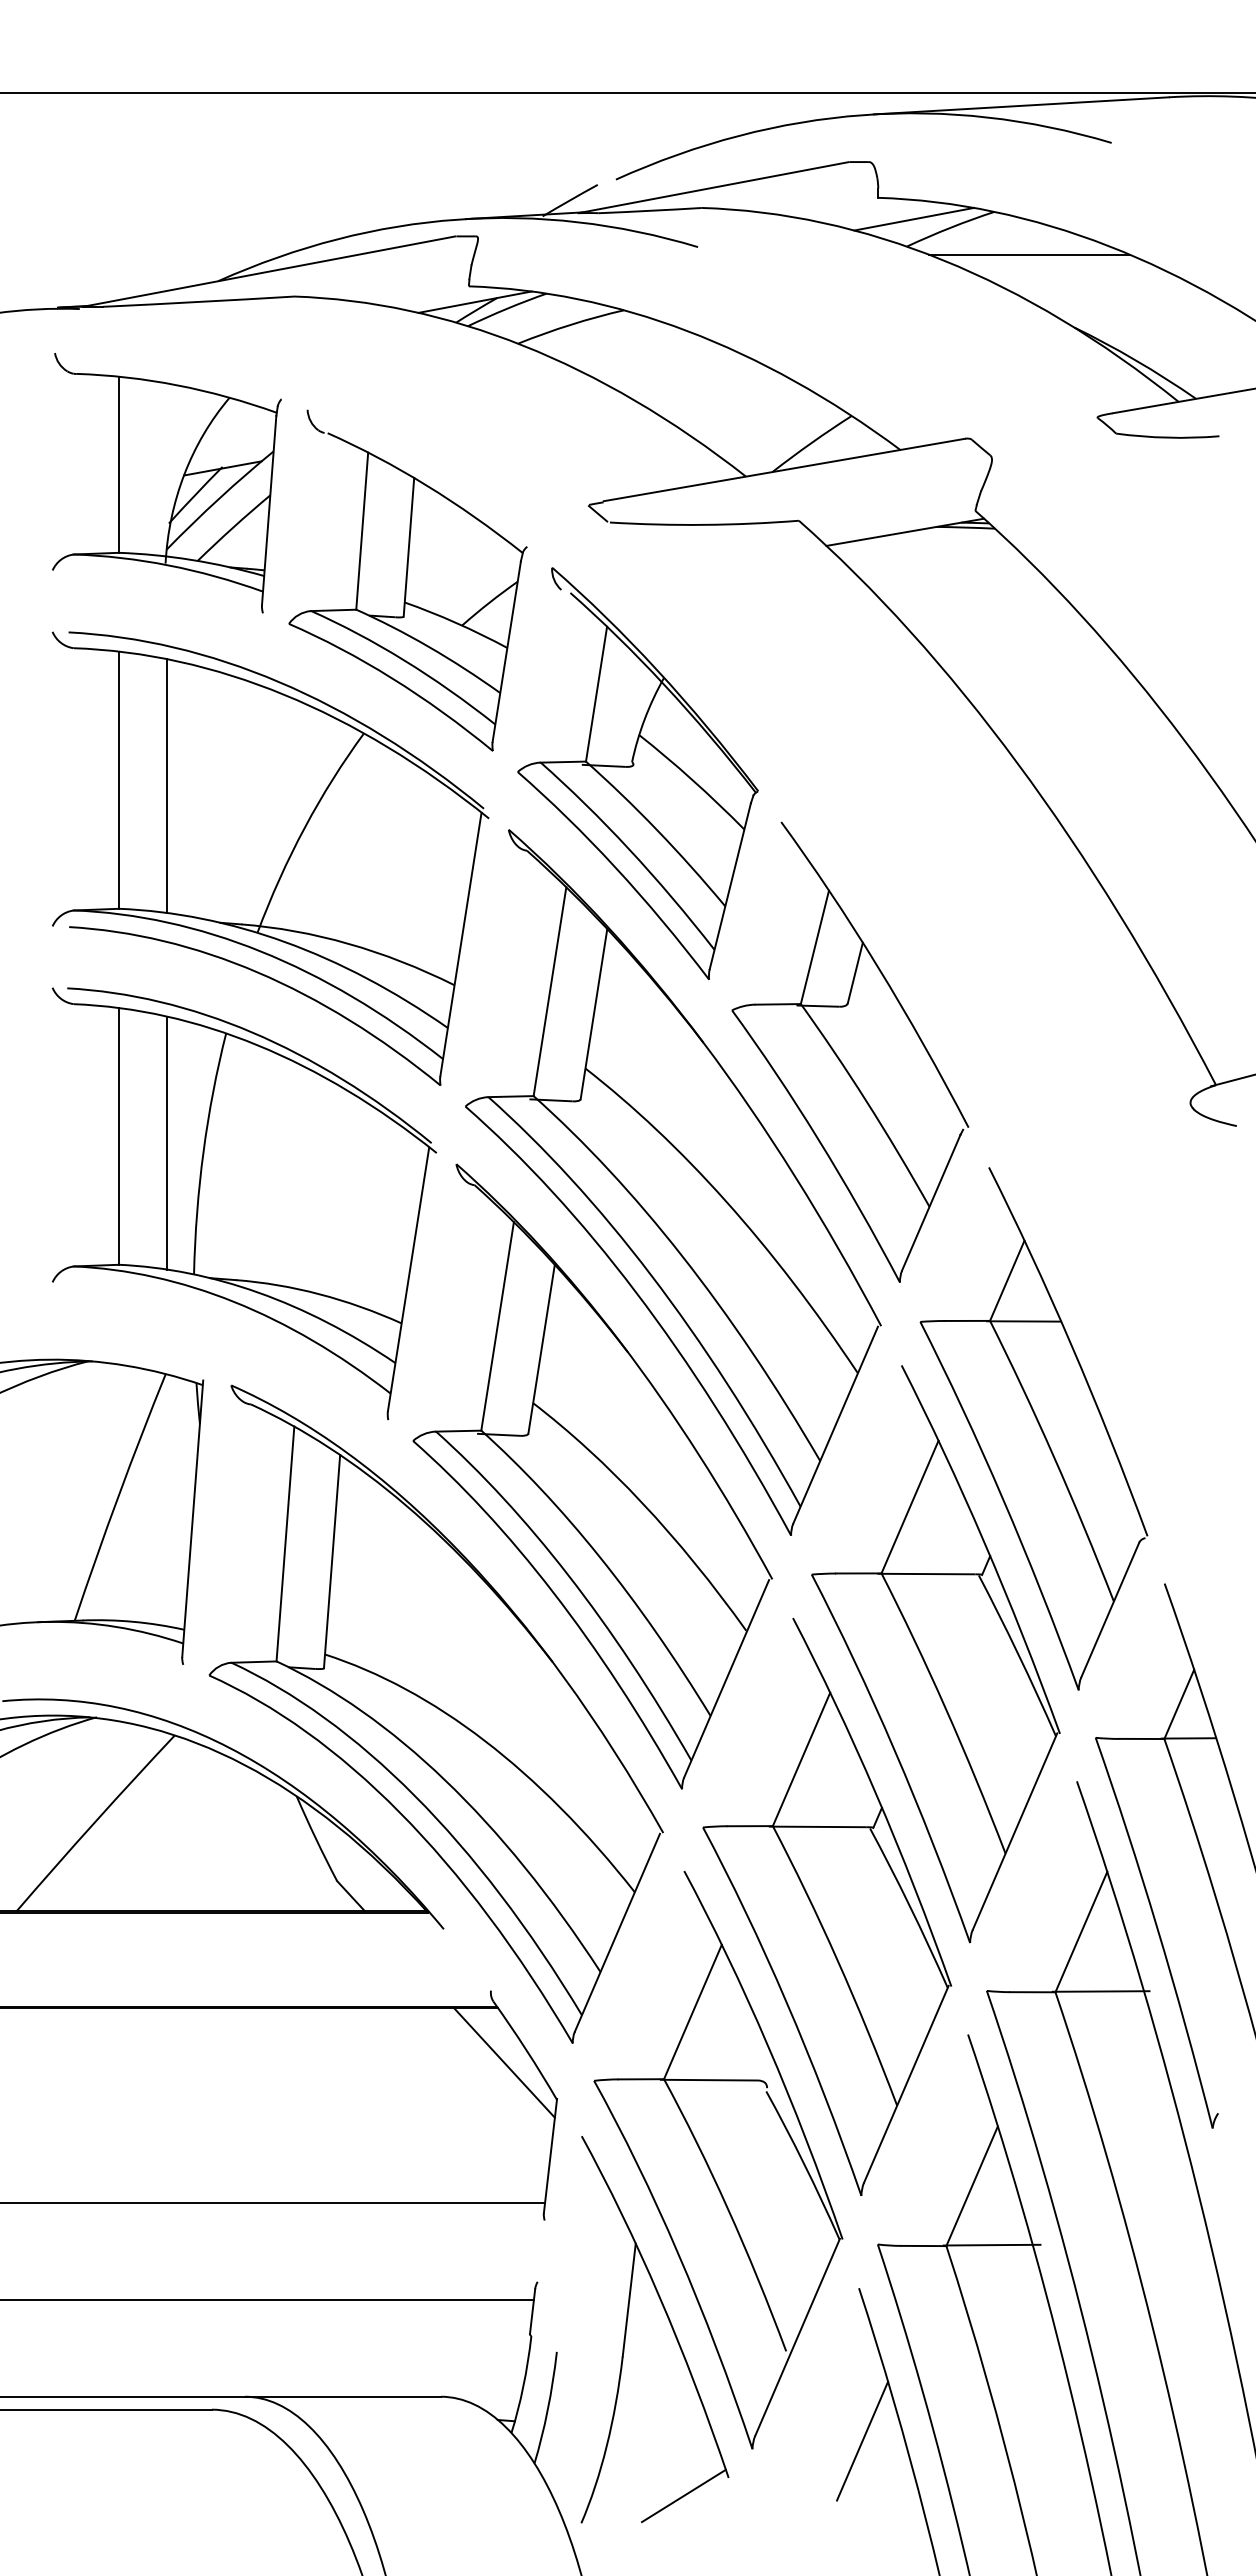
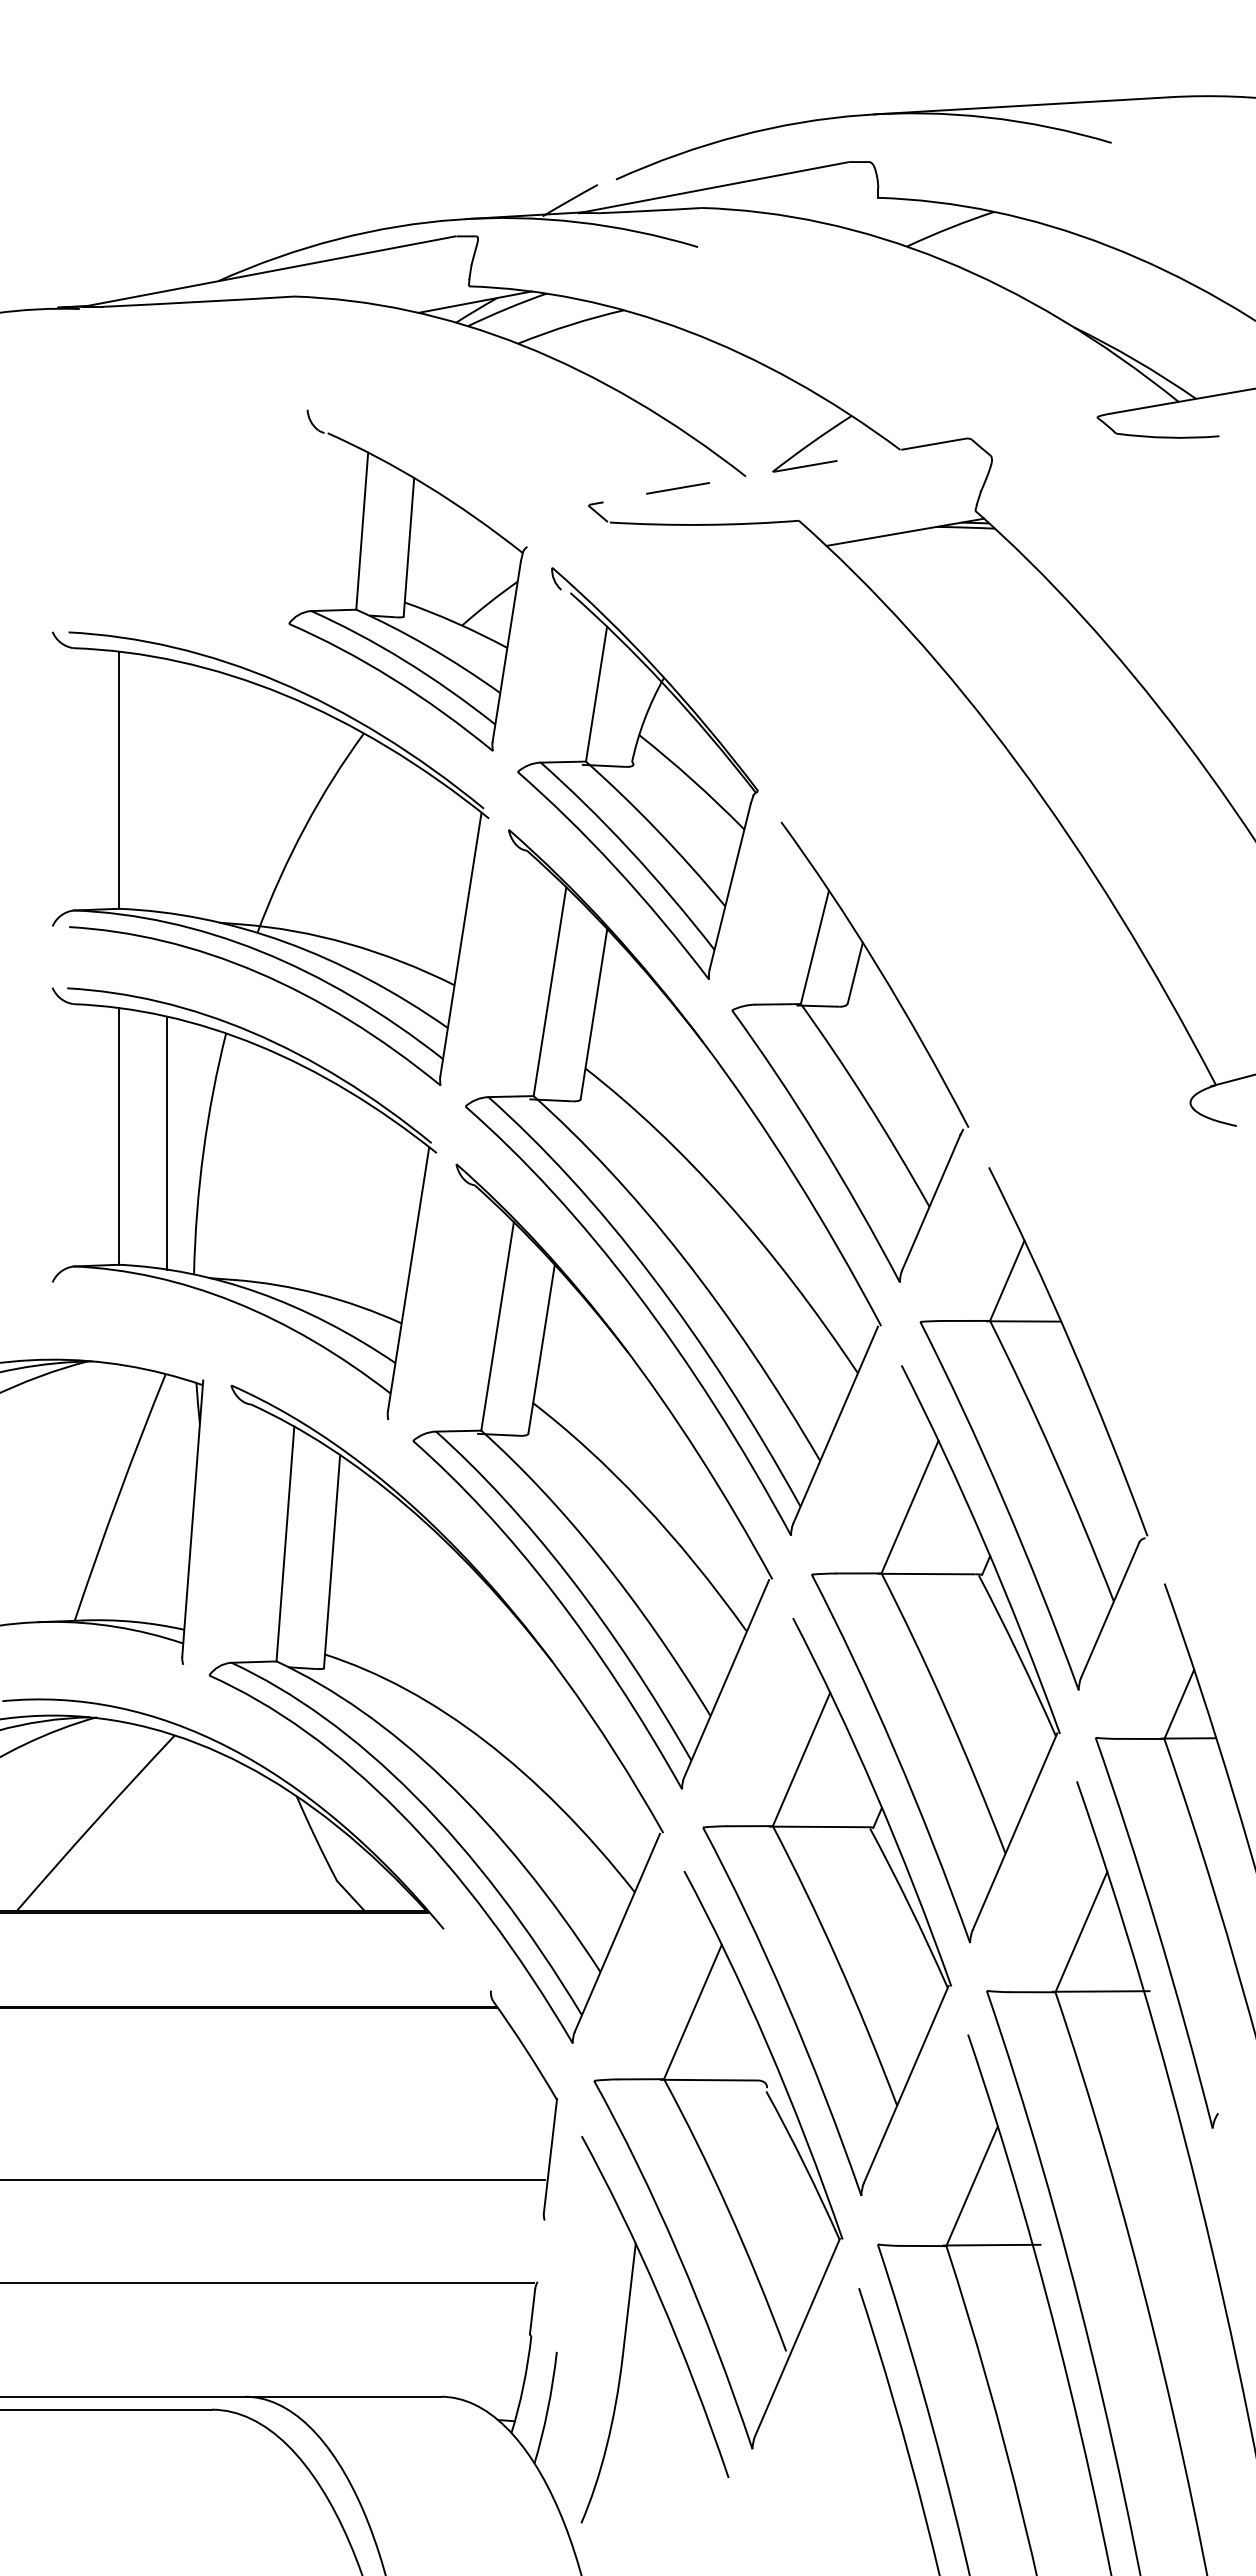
line: present -> none (627, 93)
line: present -> none (914, 218)
line: present -> none (1029, 254)
line: solid -> dashed (783, 470)
part: present -> none (166, 483)
line: present -> none (166, 785)
line: present -> none (504, 2062)
line position: (273, 2202) -> (273, 2179) (273, 2179)
line position: (267, 2299) -> (267, 2282) (267, 2282)
line: present -> none (862, 2440)
line: present -> none (683, 2495)
